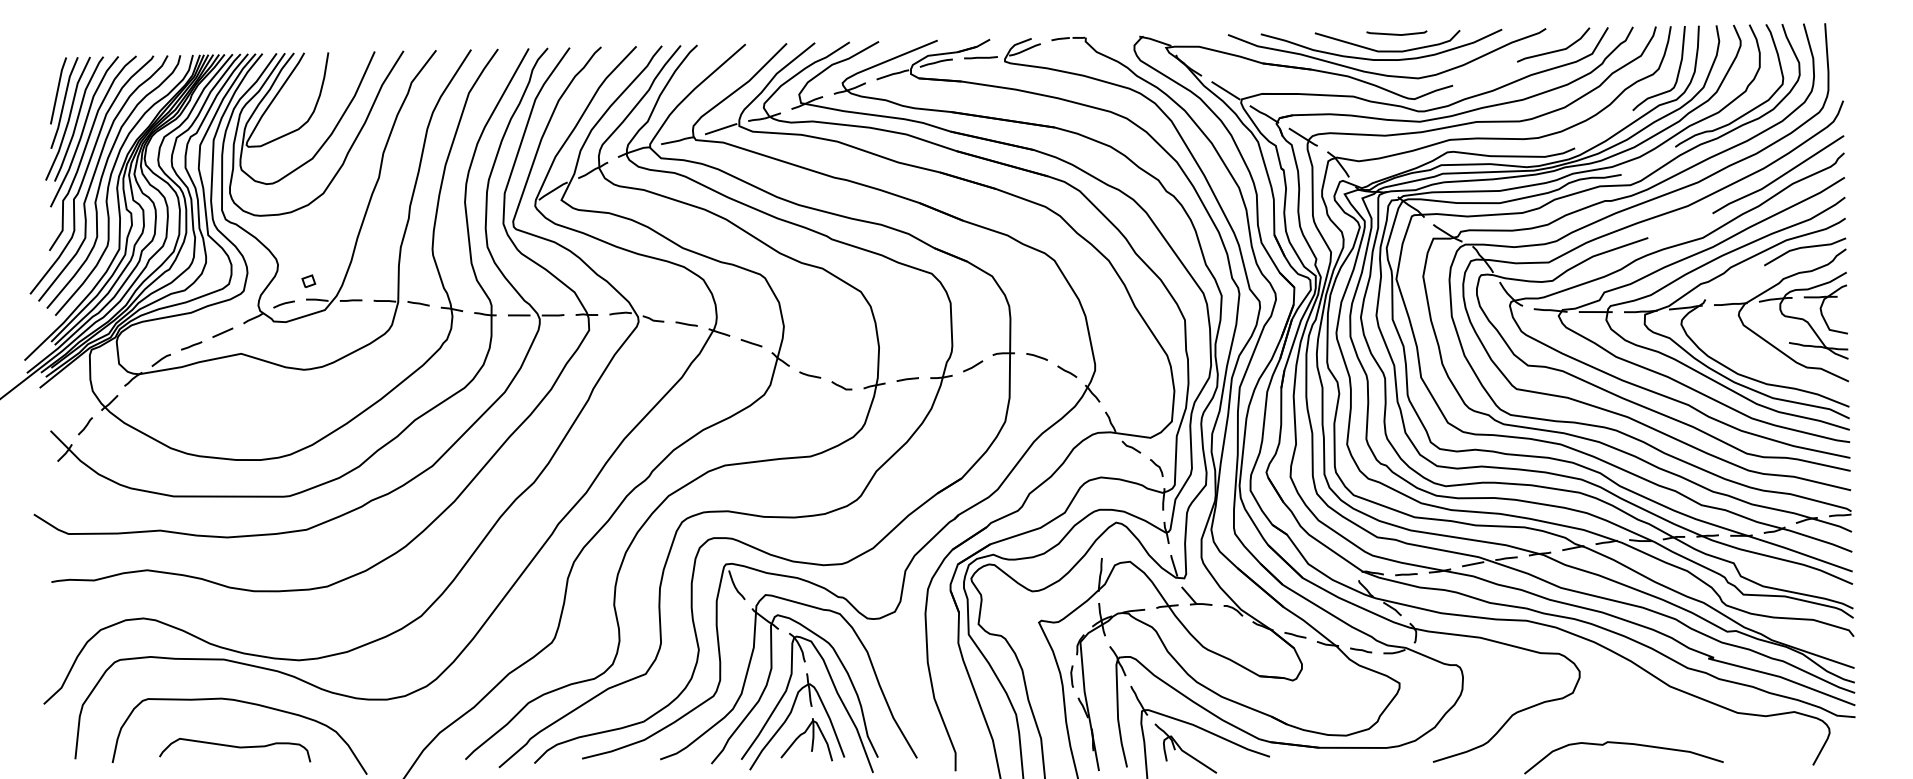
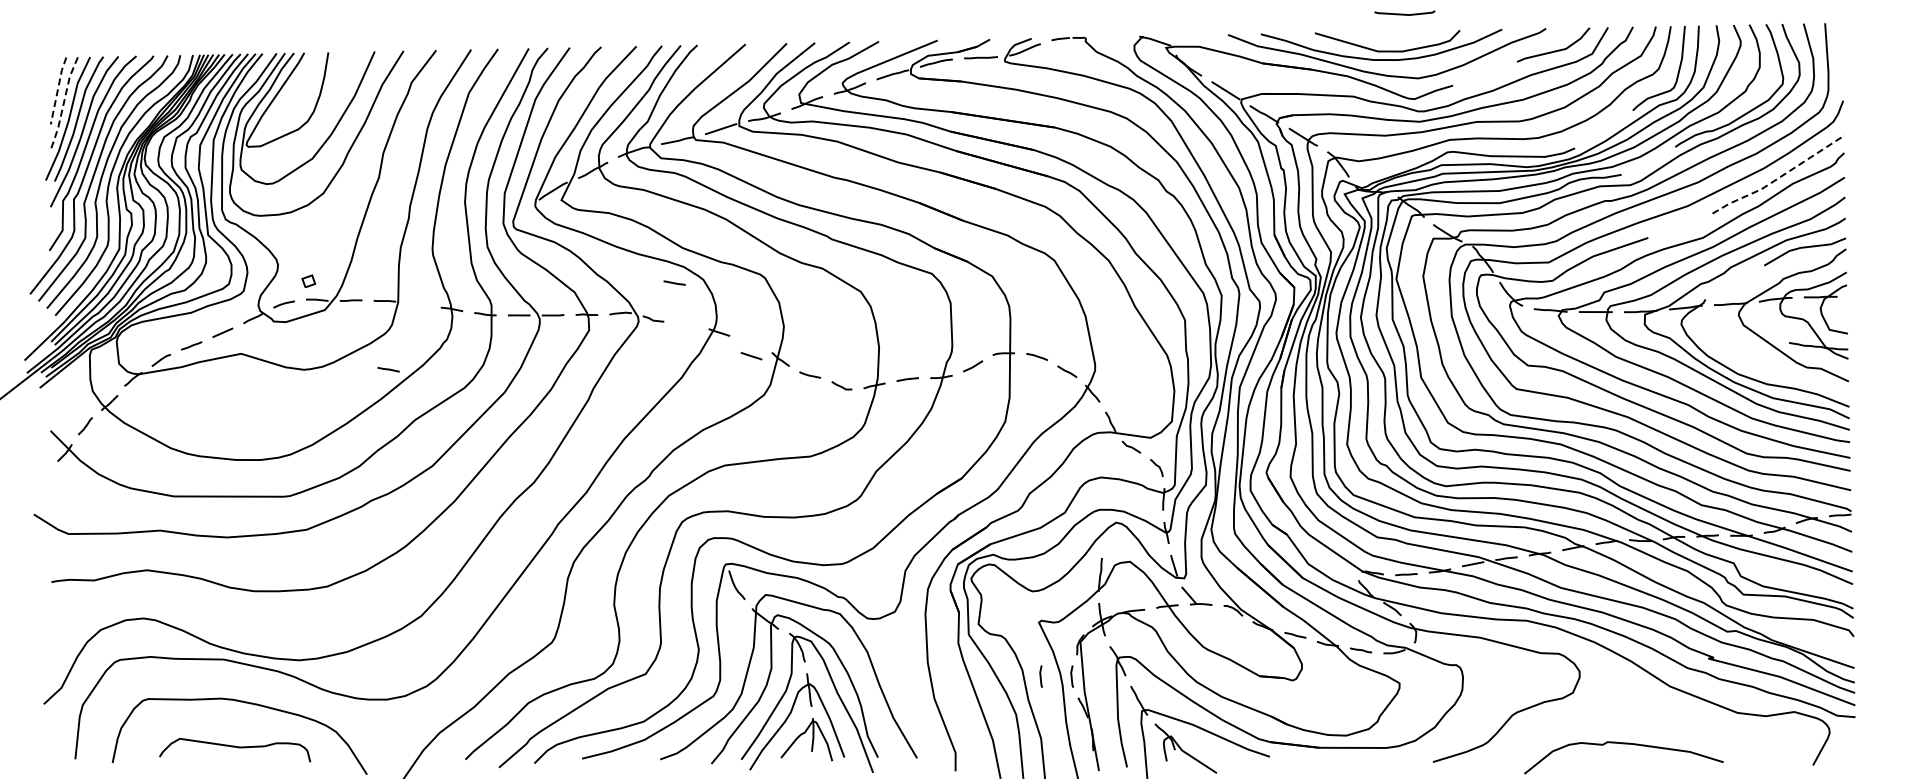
line position: (1396, 33) -> (1404, 13) (1404, 13)
line: solid -> dashed (57, 90)
line: solid -> dashed (63, 102)
line: solid -> dashed (1779, 177)
line position: (418, 303) -> (388, 369) (388, 369)
line position: (686, 323) -> (674, 282) (674, 282)
line position: (751, 343) -> (751, 356) (751, 356)
line: none -> present (1040, 676)
